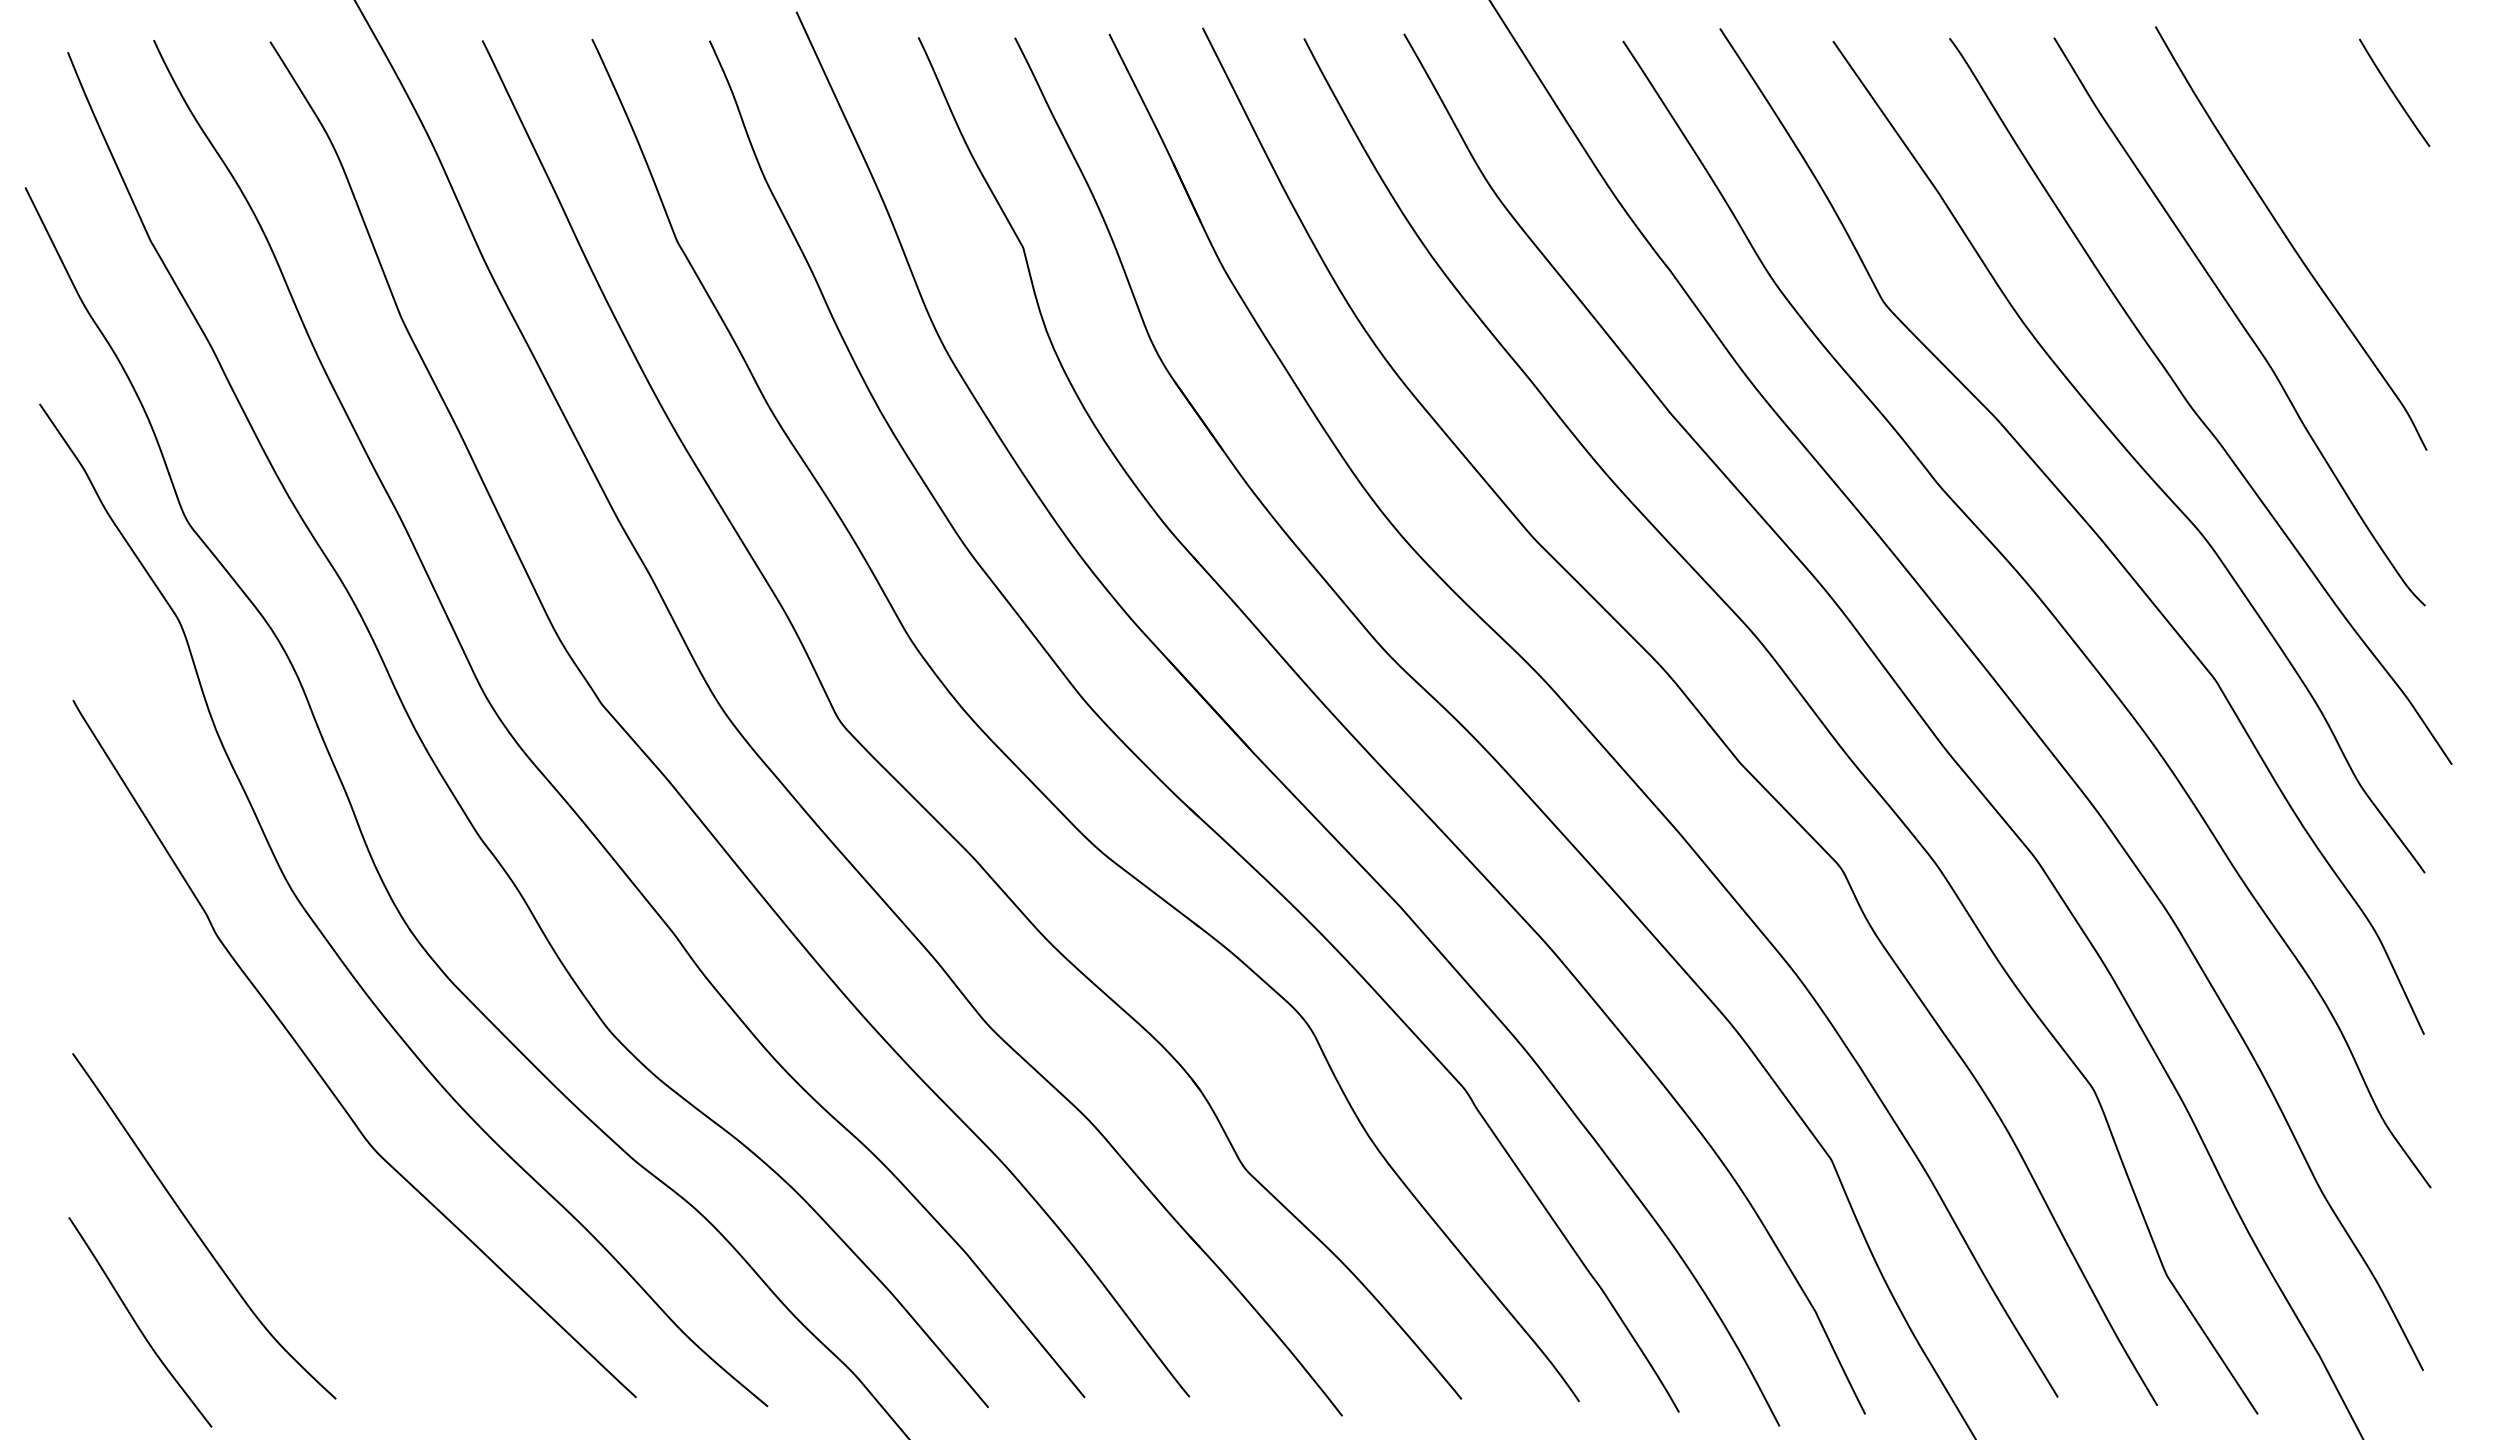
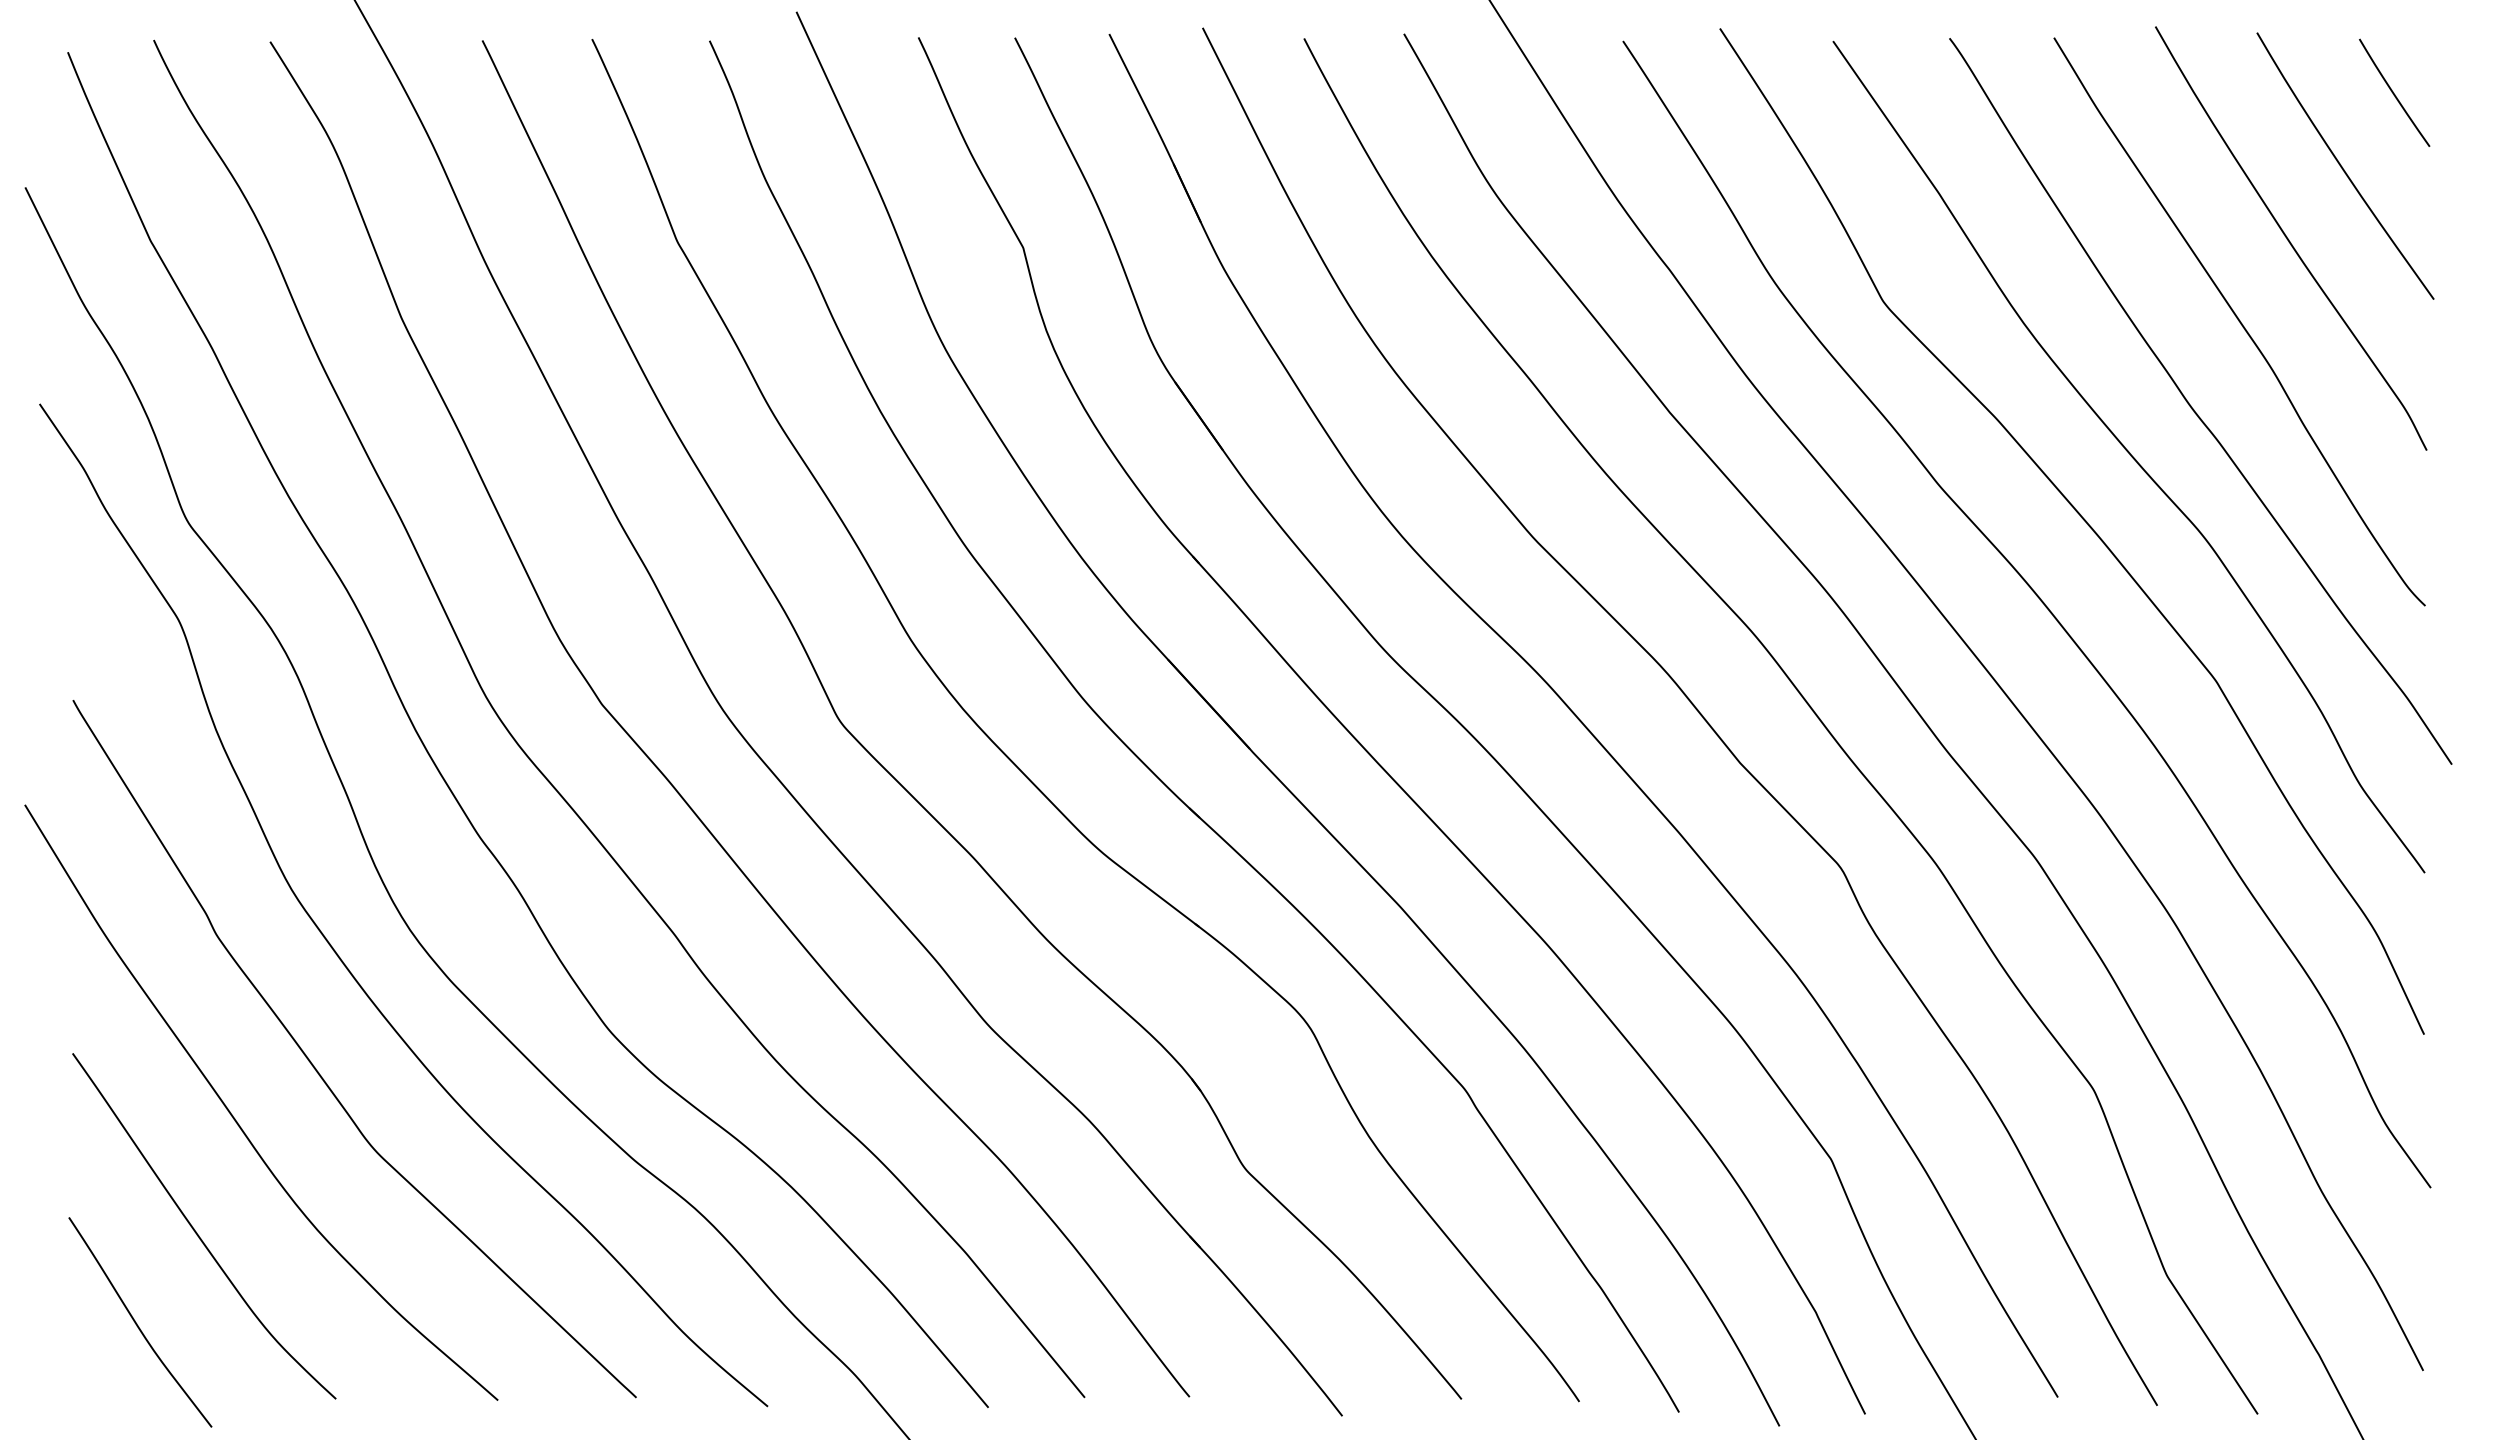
curve: none -> present (2342, 166)
curve: none -> present (235, 1118)
